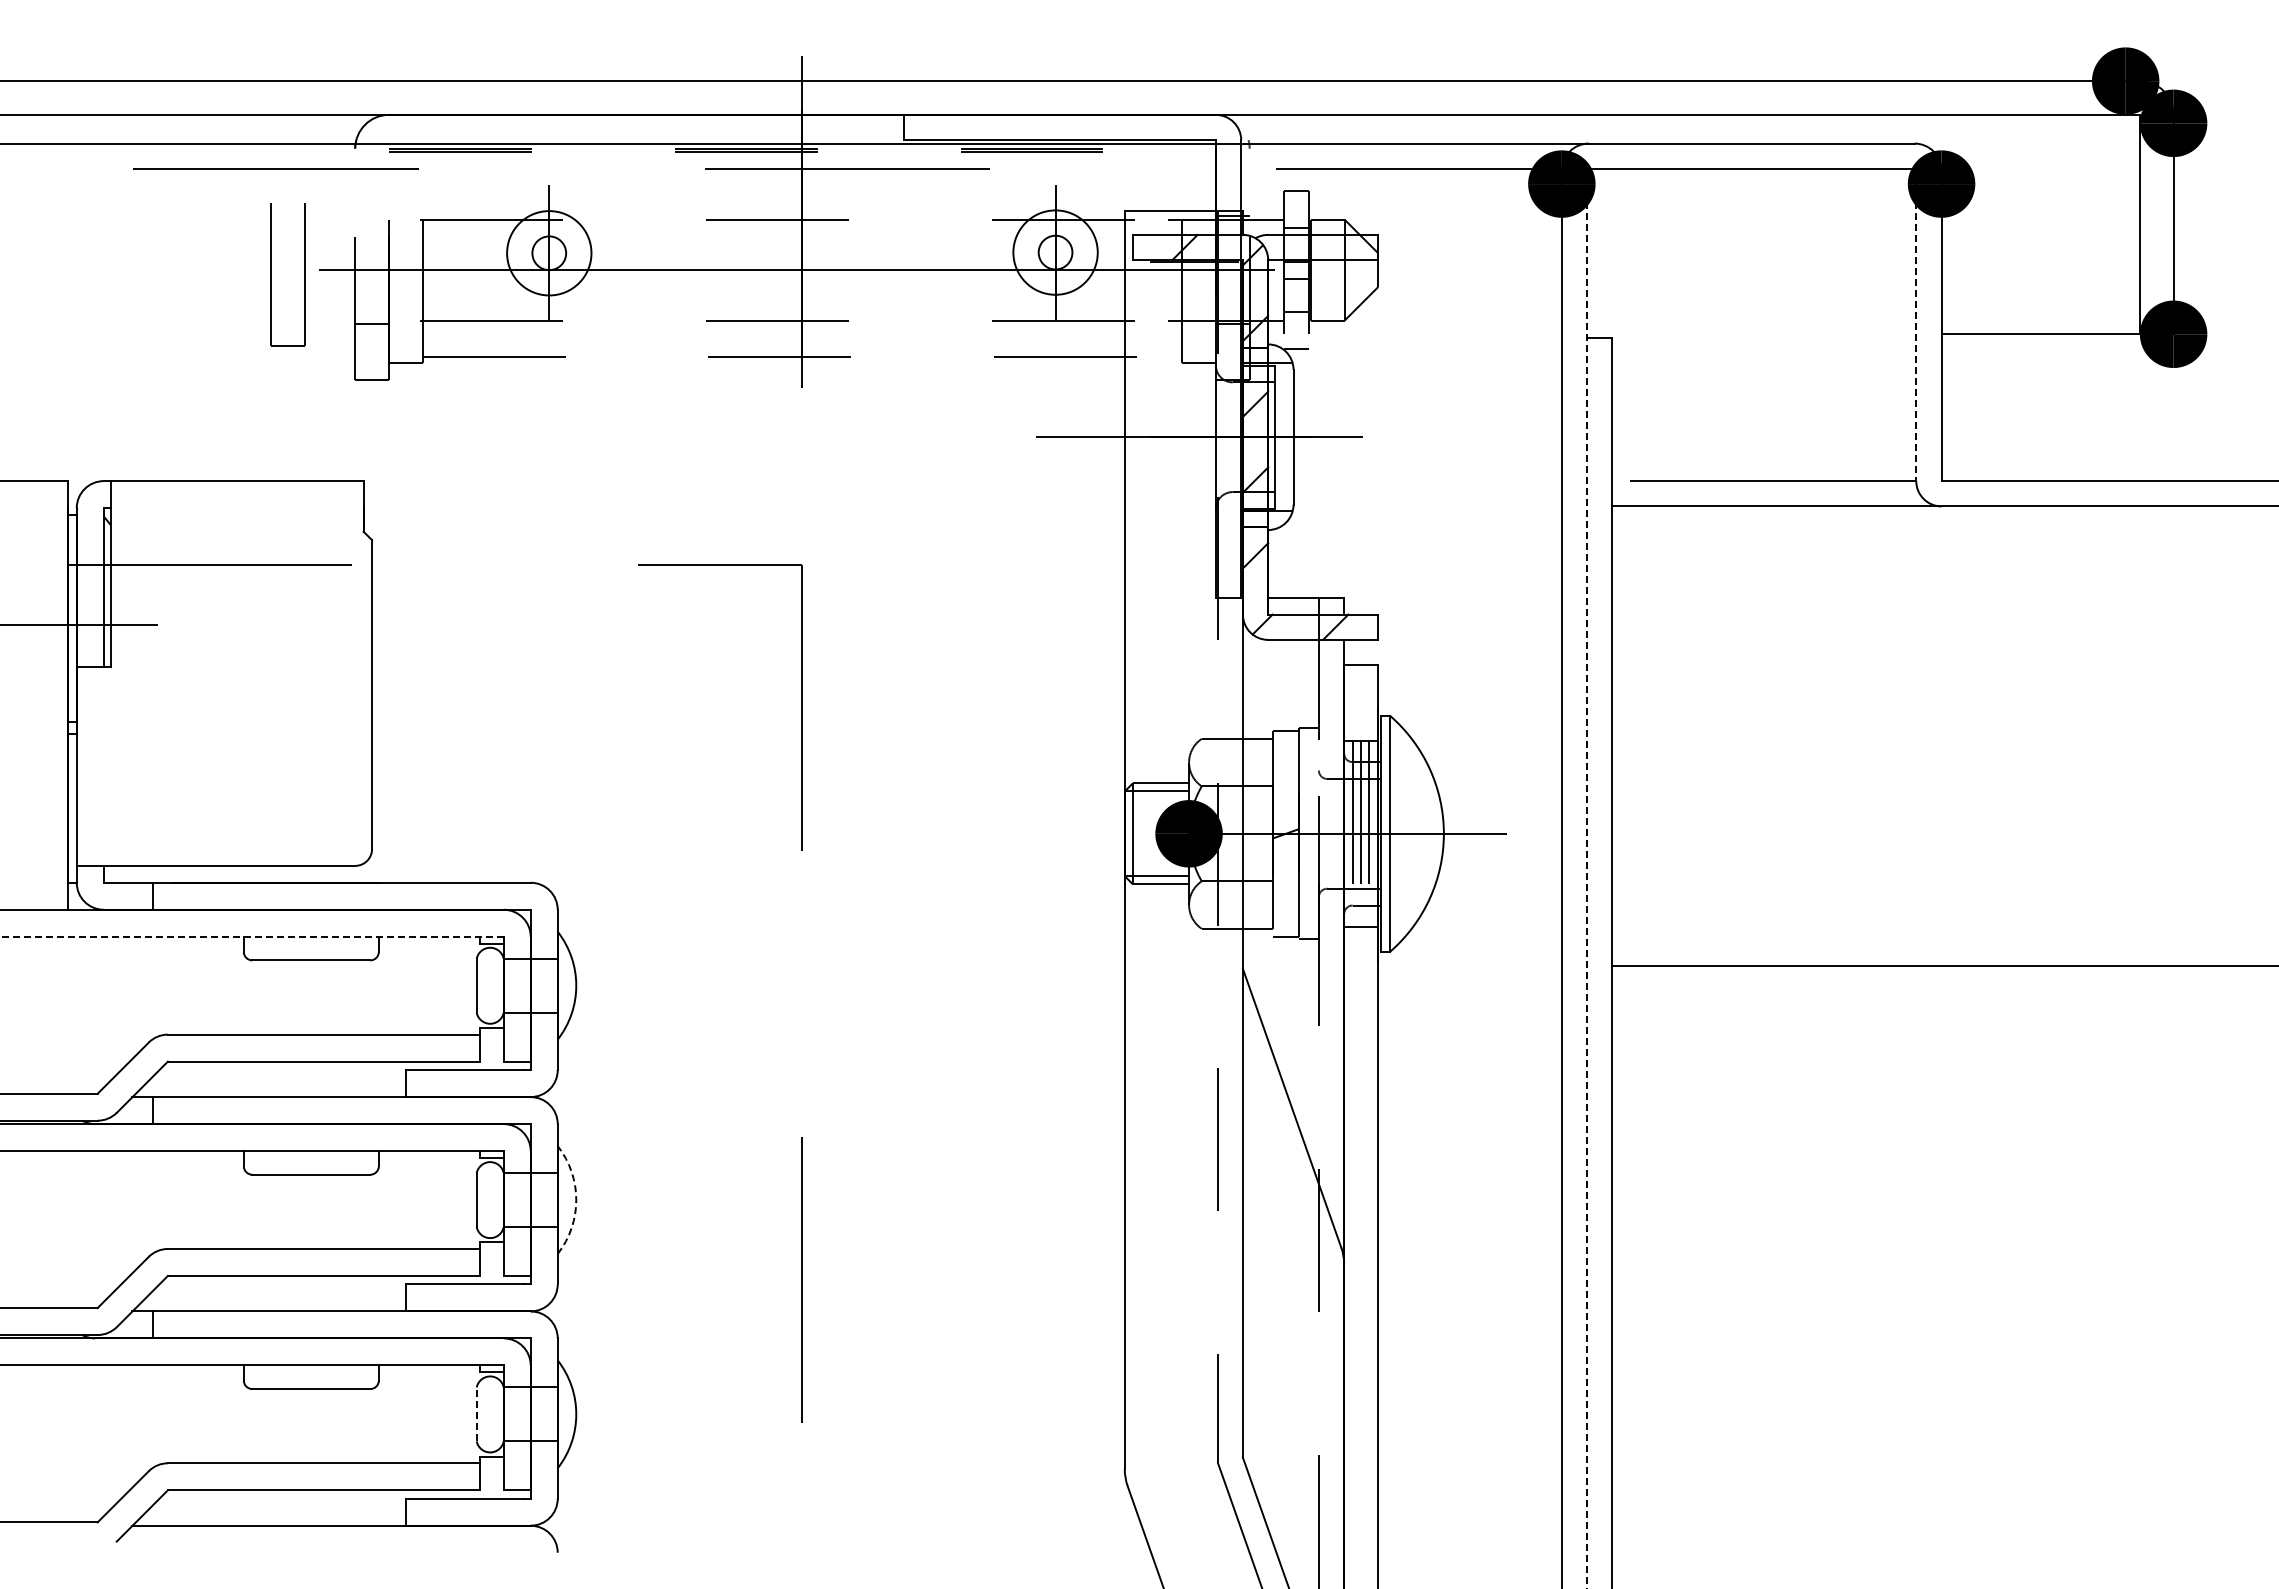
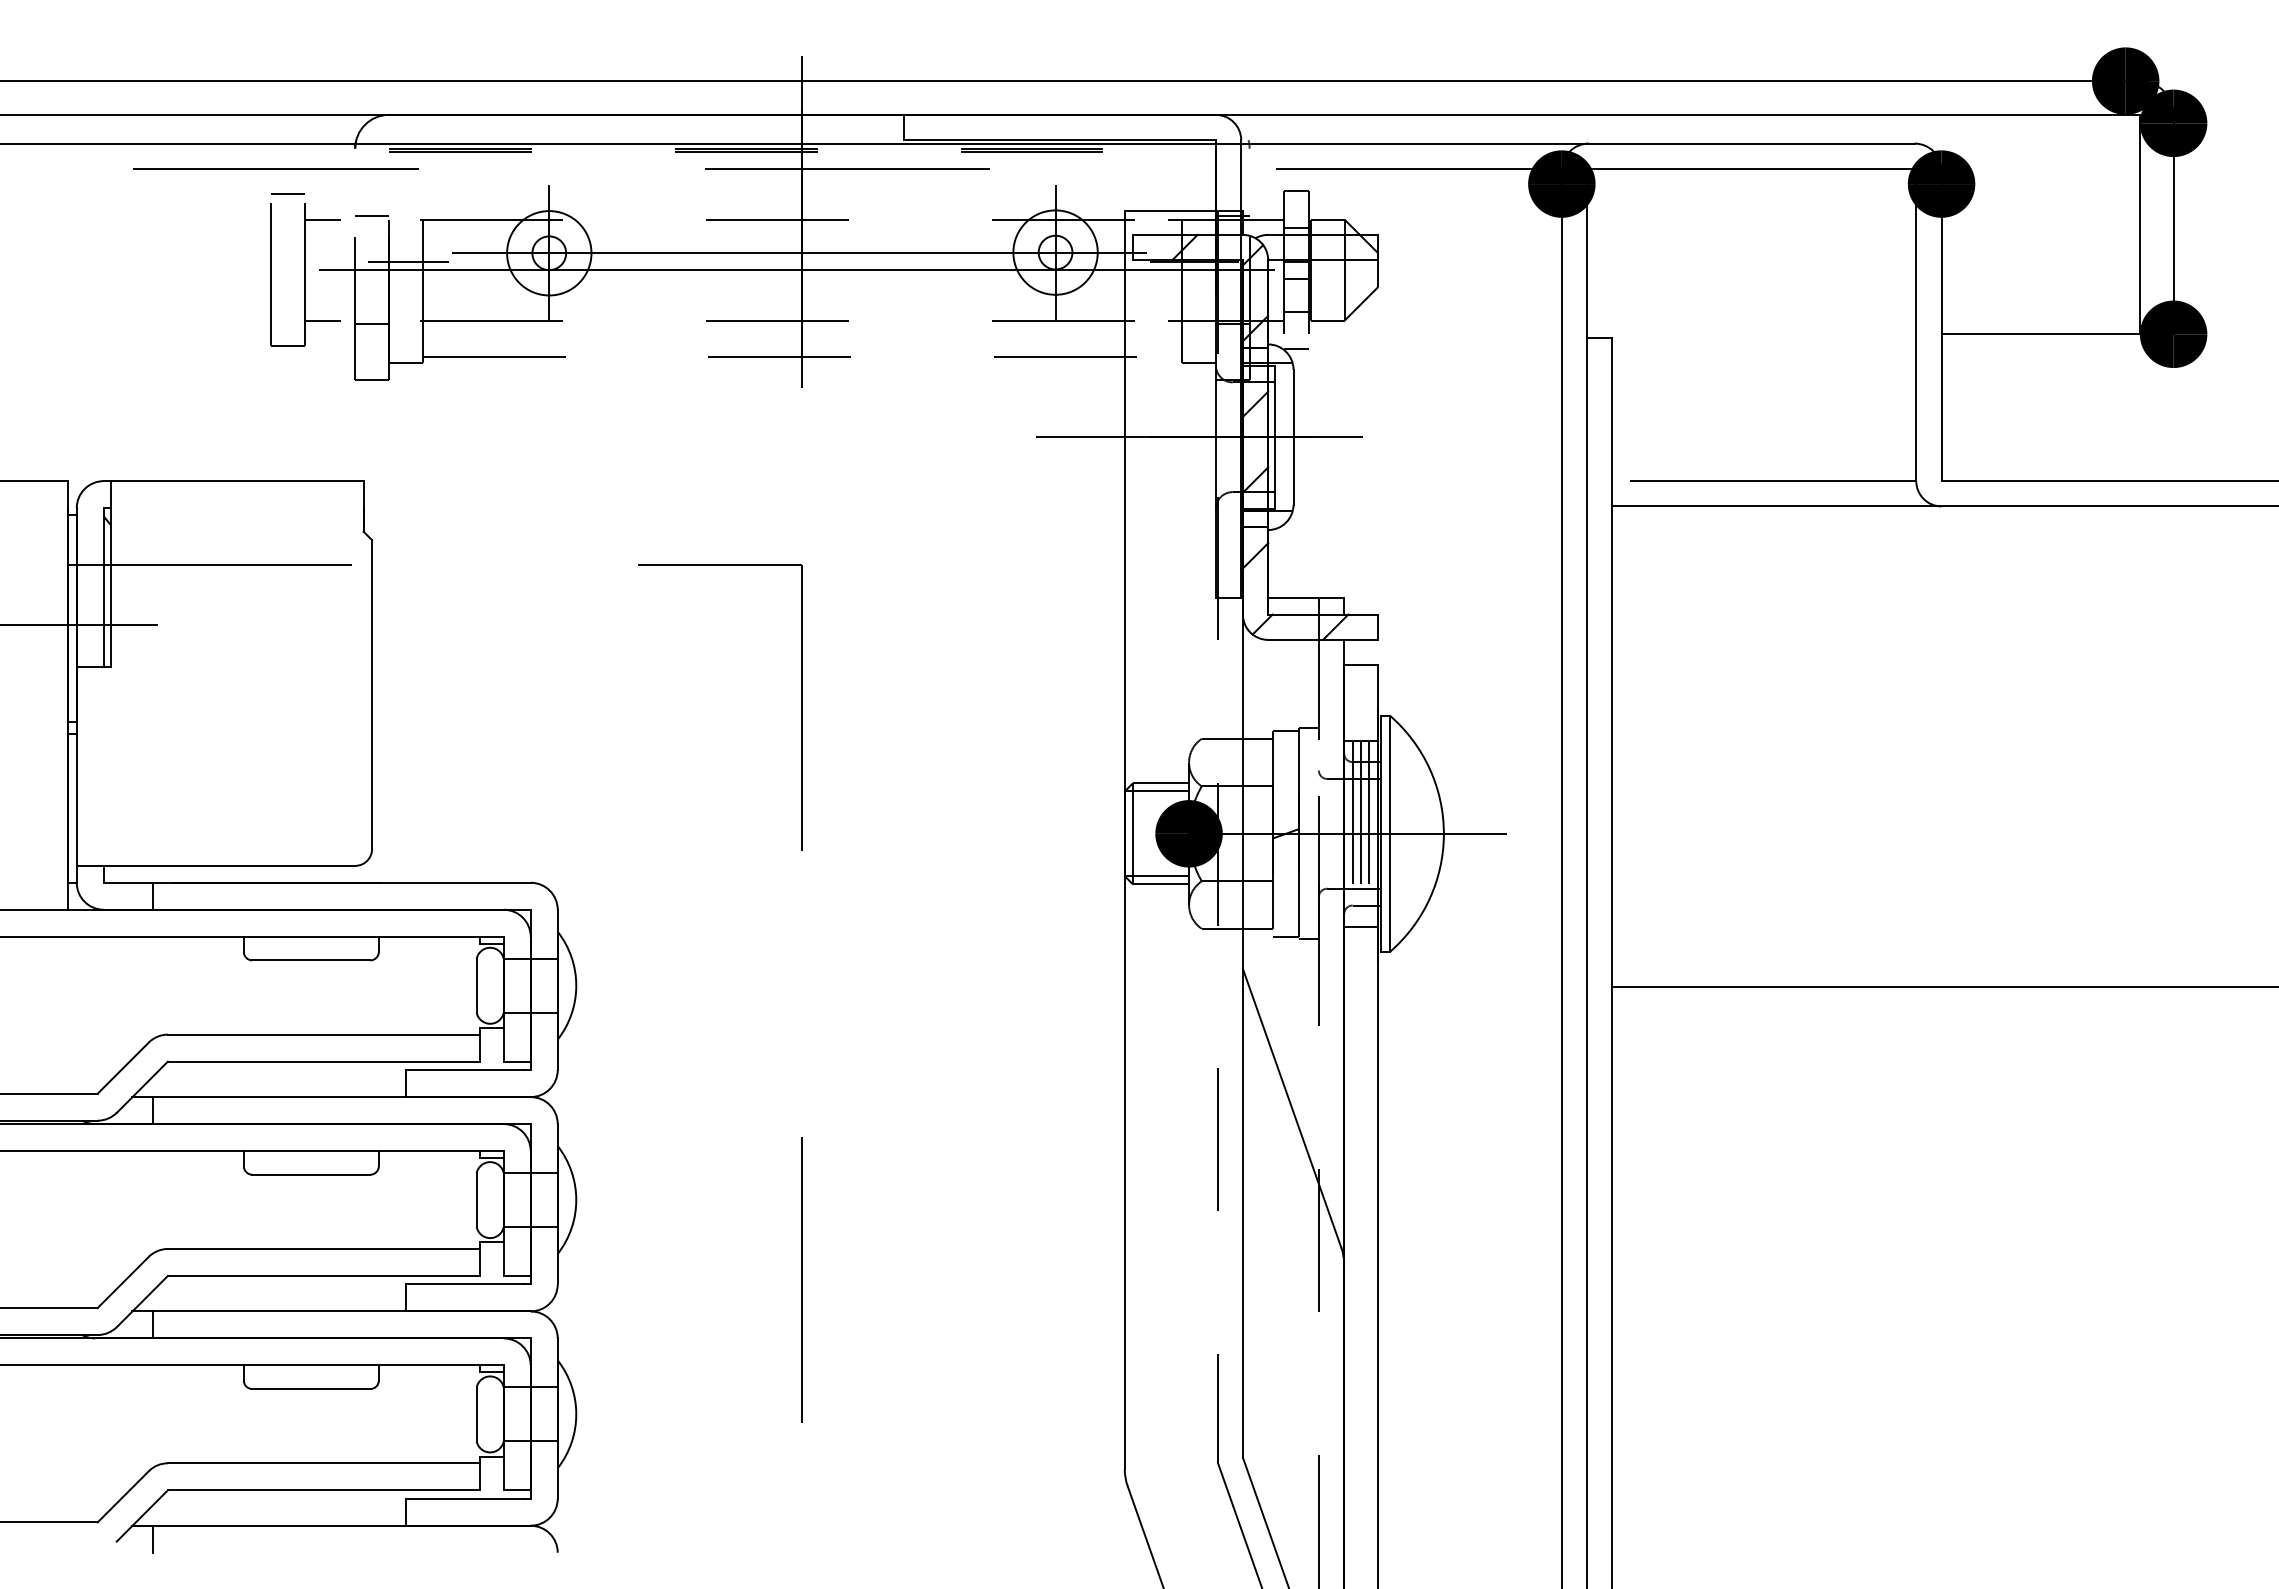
line: none -> present (287, 193)
line: none -> present (371, 216)
line: none -> present (322, 219)
line: none -> present (799, 253)
line: none -> present (408, 261)
line: none -> present (322, 320)
line: dashed -> solid (1916, 325)
line: dashed -> solid (1587, 878)
line: dashed -> solid (251, 936)
line position: (1943, 966) -> (1943, 987) (1943, 987)
arc: dashed -> solid (576, 1200)
line: dashed -> solid (476, 1413)
line: none -> present (152, 1538)
